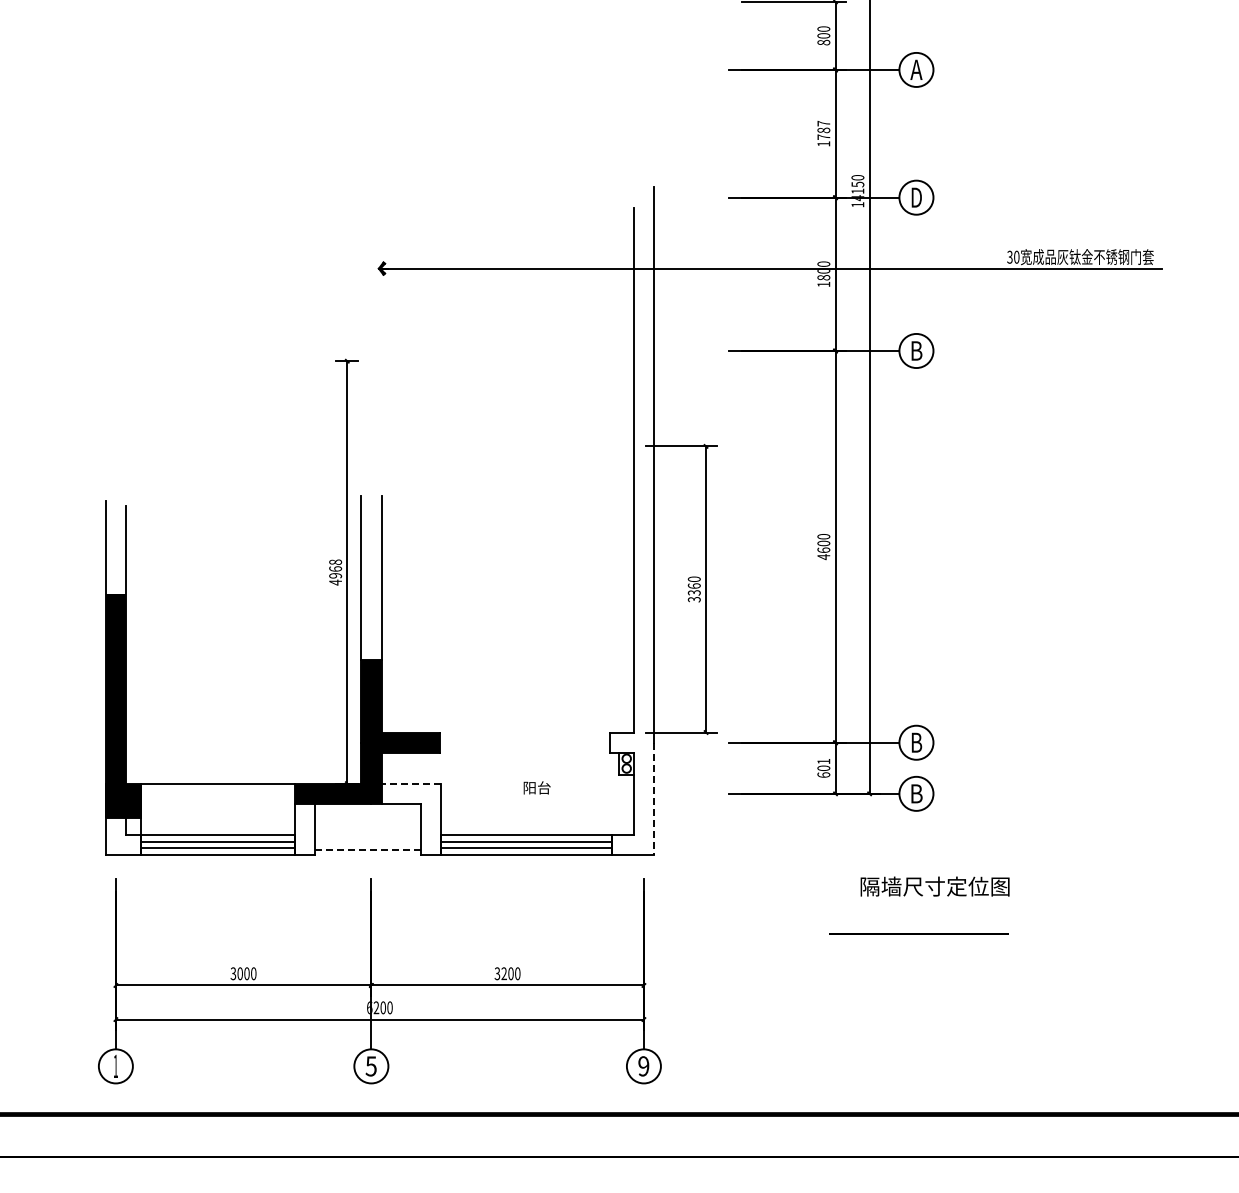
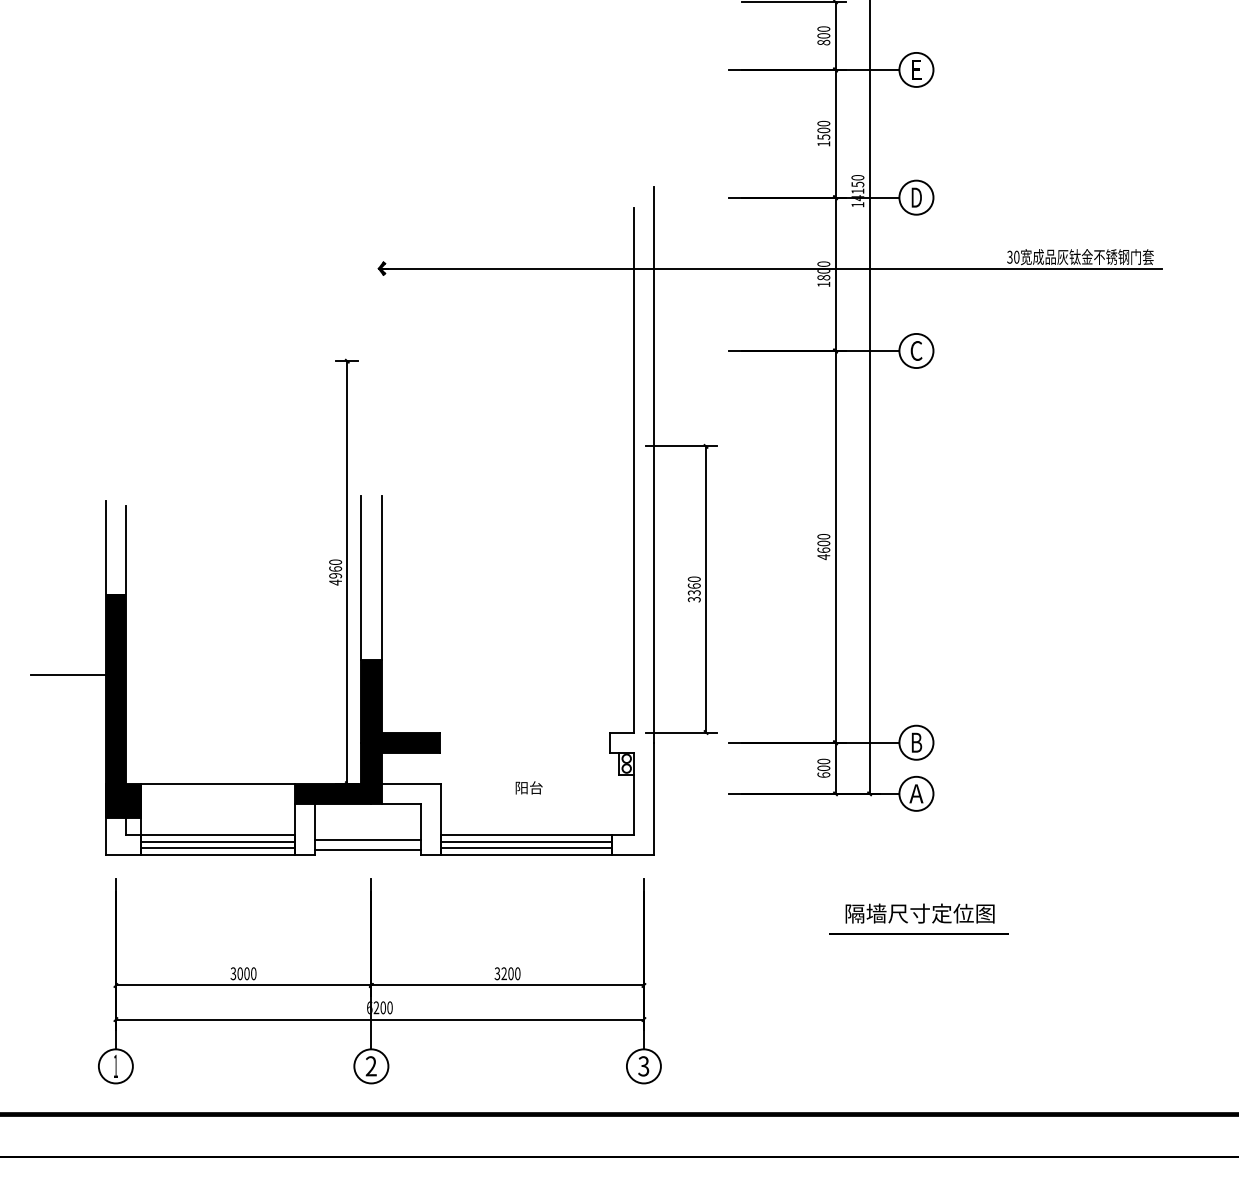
text: A -> E (916, 69)
text: 1787 -> 1500 (823, 130)
text: B -> C (916, 350)
text: 4968 -> 4960 (335, 561)
line: none -> present (67, 674)
text: 601 -> 600 (823, 761)
line: dashed -> solid (411, 783)
text position: (536, 787) -> (528, 787) (528, 787)
text: B -> A (916, 793)
line: dashed -> solid (654, 799)
line: none -> present (367, 839)
line: dashed -> solid (367, 850)
text position: (934, 886) -> (919, 913) (919, 913)
text: 5 -> 2 (370, 1066)
text: 9 -> 3 (643, 1066)
